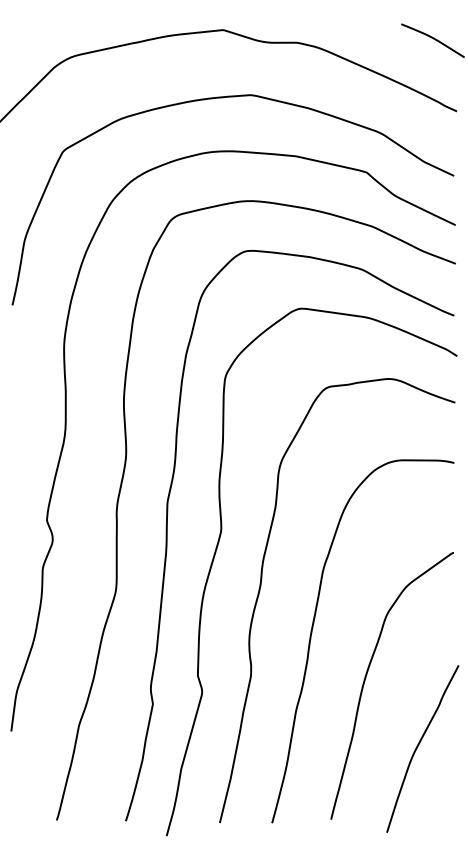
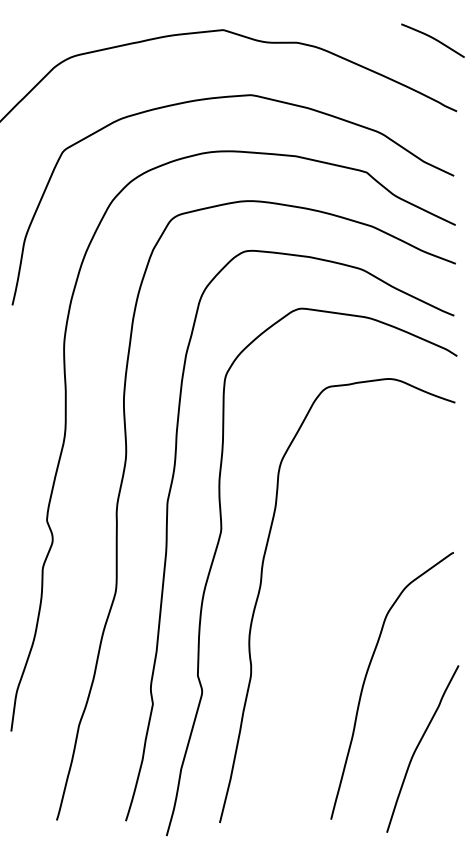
curve: present -> none (312, 633)
